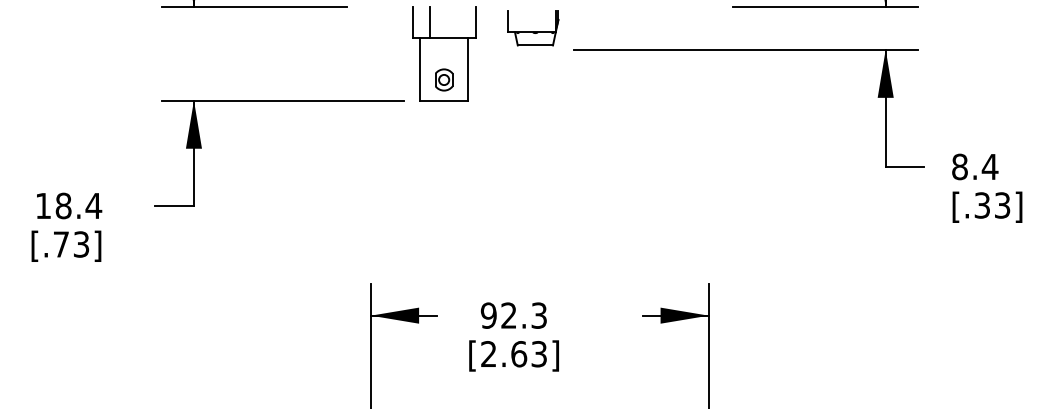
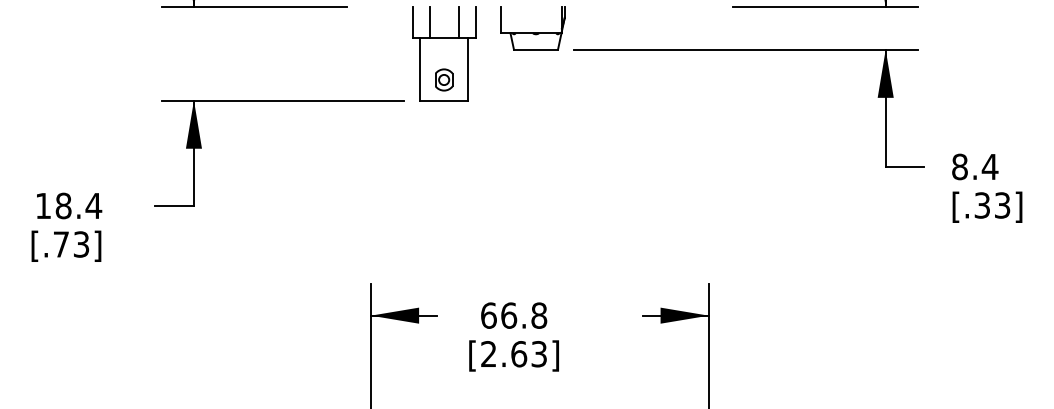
line: none -> present (458, 22)
part size: 53x37 px -> 66x45 px (532, 28)
text: 92.3 -> 66.8 (513, 315)
